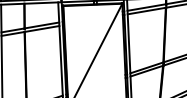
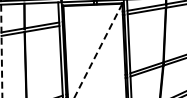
line: solid -> dashed (98, 50)
line: solid -> dashed (1, 51)
